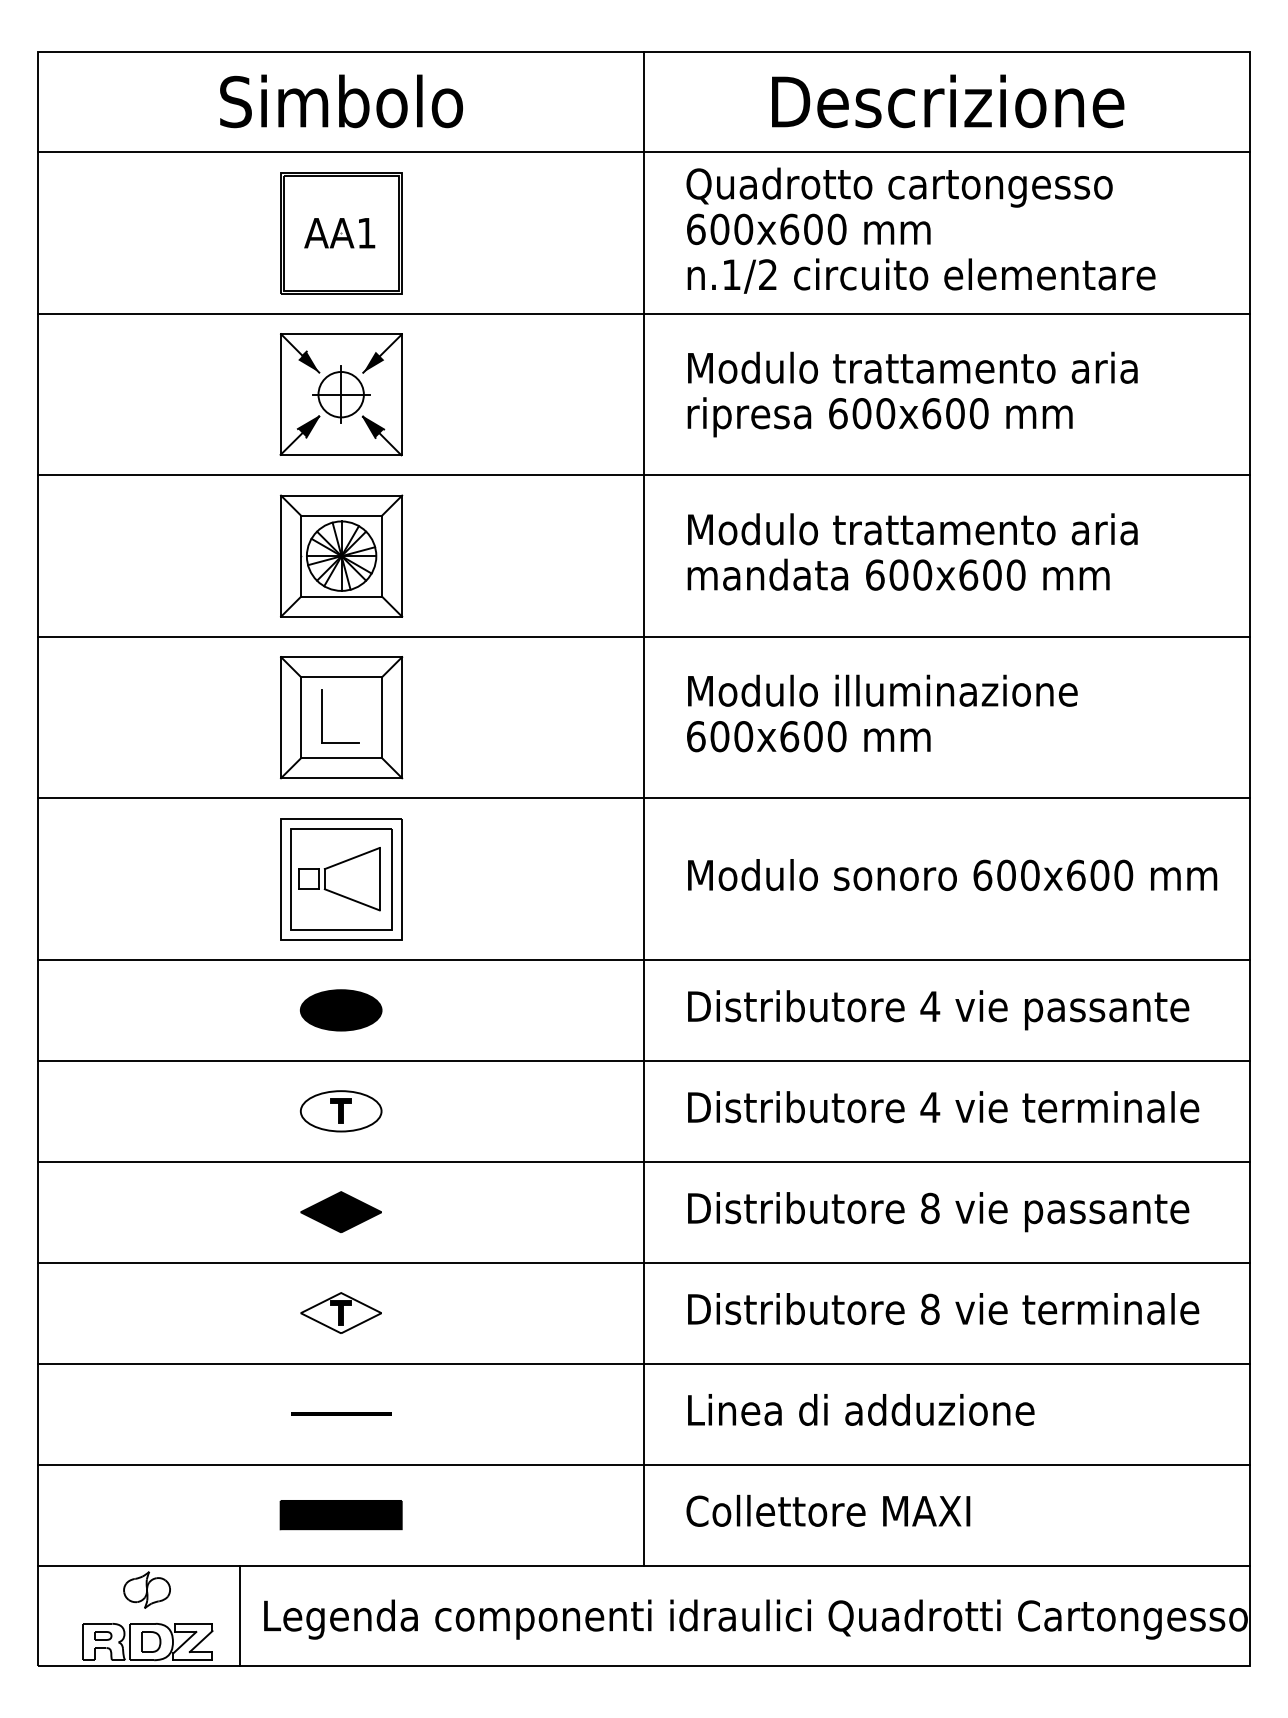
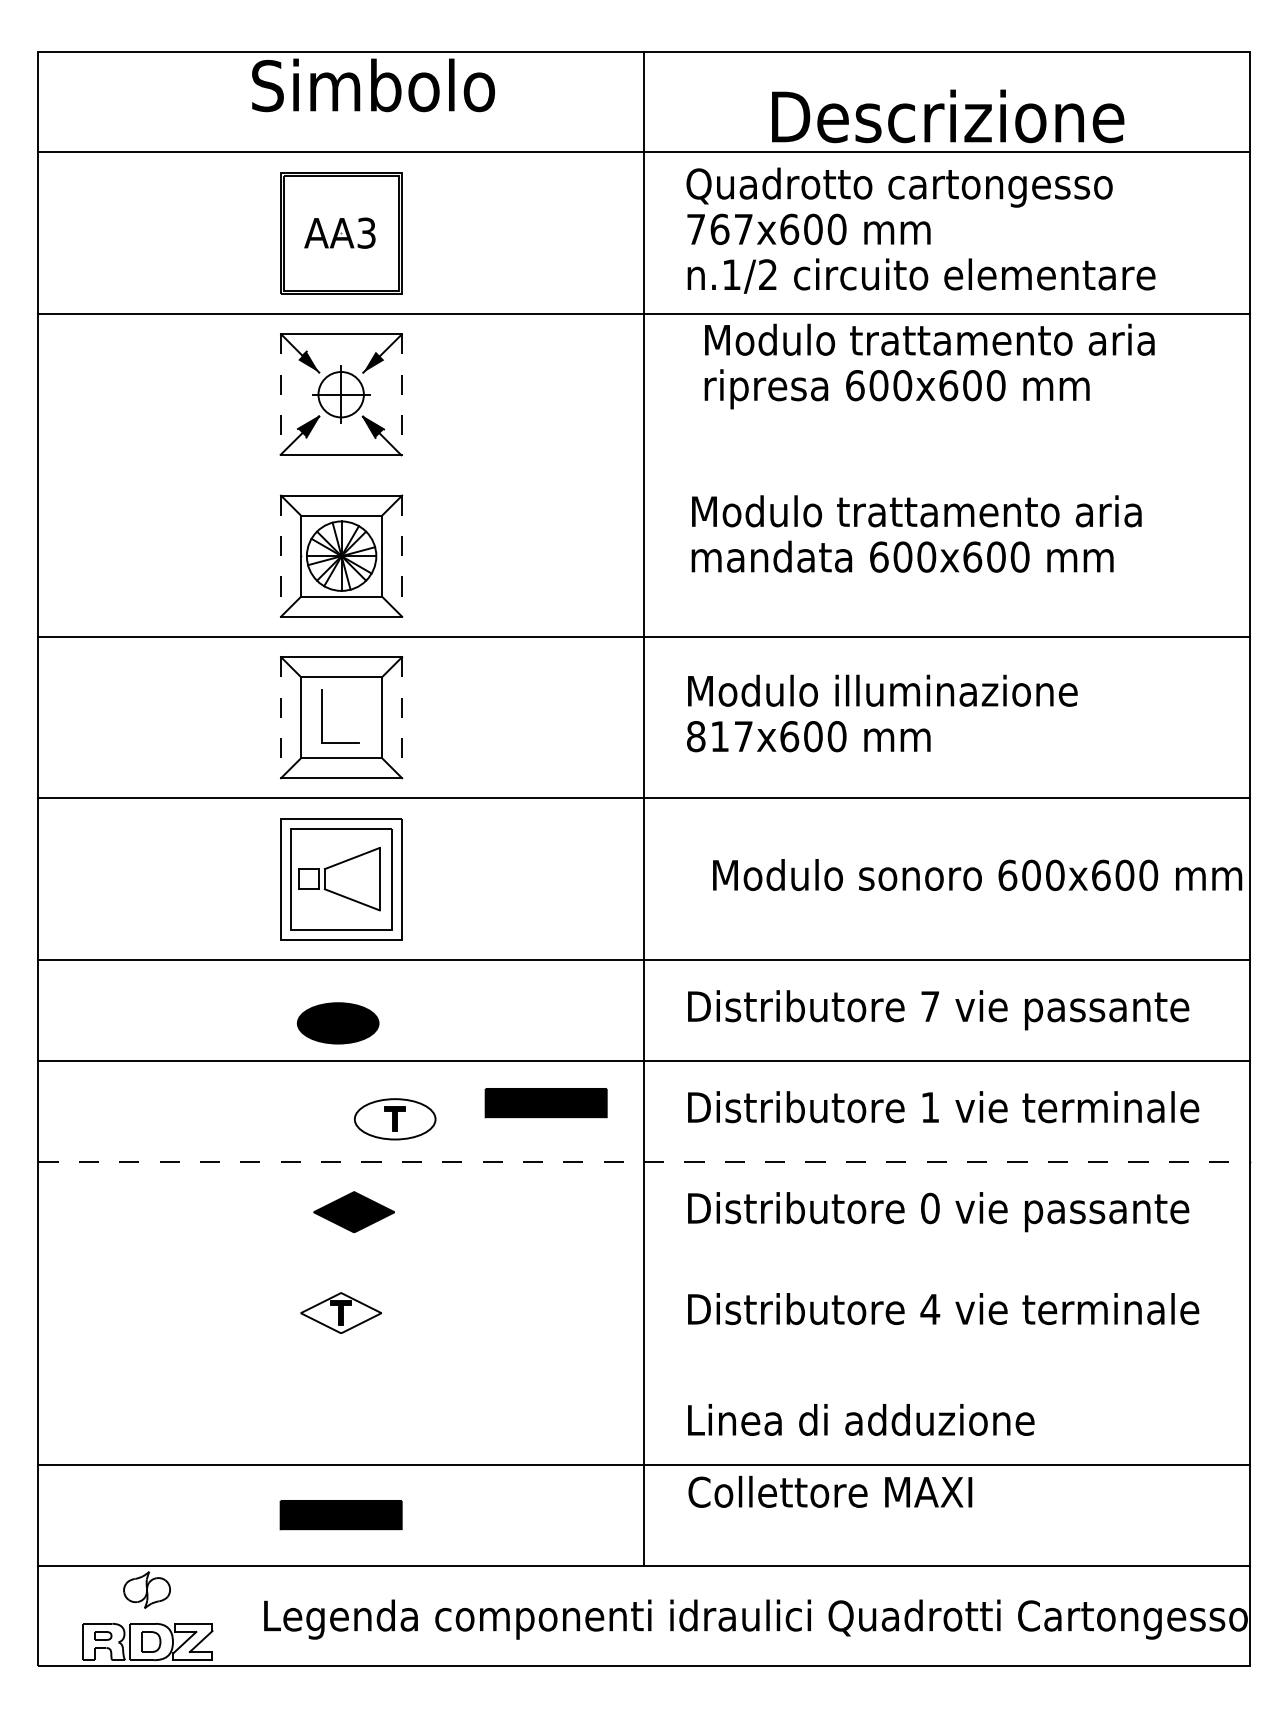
text position: (341, 101) -> (373, 85) (373, 85)
text position: (948, 101) -> (948, 116) (948, 116)
text: 600x600 -> 767x600 (720, 229)
text: AA1 -> AA3 (366, 232)
line: solid -> dashed (281, 394)
line: solid -> dashed (402, 394)
text position: (912, 394) -> (929, 366) (929, 366)
line: present -> none (643, 475)
text position: (912, 551) -> (916, 533) (916, 533)
line: solid -> dashed (281, 556)
line: solid -> dashed (402, 556)
line: solid -> dashed (281, 717)
line: solid -> dashed (402, 717)
text: 600x600 -> 817x600 (720, 736)
text position: (952, 874) -> (977, 874) (977, 874)
text: 4 -> 7 (930, 1006)
part position: (340, 1010) -> (337, 1023) (337, 1023)
part: none -> present (545, 1103)
text: 4 -> 1 (930, 1107)
part position: (340, 1111) -> (394, 1119) (394, 1119)
line: solid -> dashed (644, 1161)
text: 8 -> 0 (930, 1208)
part position: (340, 1211) -> (353, 1211) (353, 1211)
line: present -> none (643, 1262)
text: 8 -> 4 (930, 1309)
line: present -> none (643, 1363)
text position: (861, 1409) -> (861, 1419) (861, 1419)
line: present -> none (341, 1413)
text position: (828, 1510) -> (830, 1491) (830, 1491)
line: present -> none (240, 1615)
